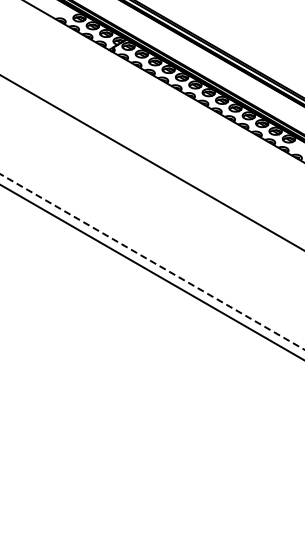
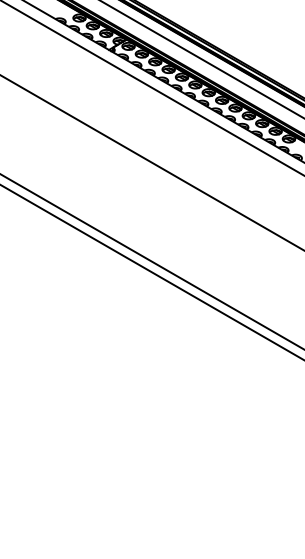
line: none -> present (201, 59)
line: none -> present (152, 88)
line: dashed -> solid (152, 261)
